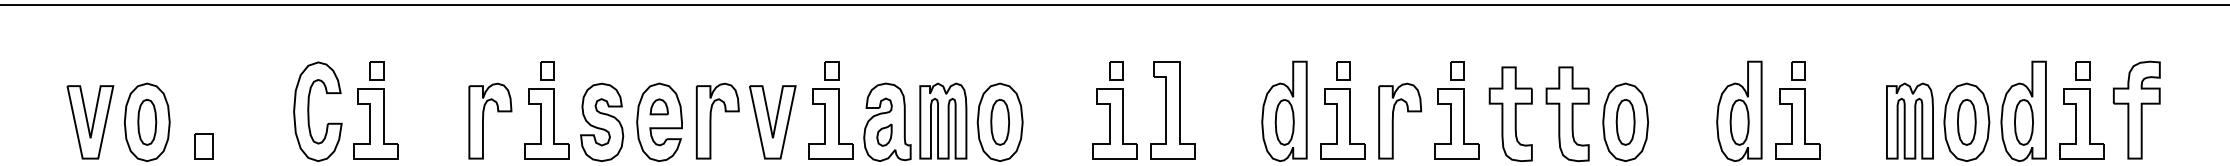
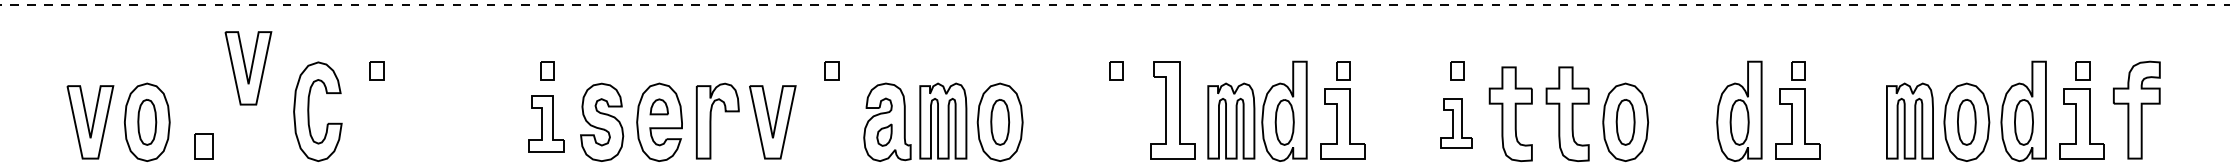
line: solid -> dashed (1114, 4)
part: none -> present (248, 68)
part: present -> none (483, 120)
part: none -> present (1231, 120)
part: present -> none (1393, 120)
part: present -> none (375, 123)
part size: 46x72 px -> 37x58 px (546, 123)
part: present -> none (830, 123)
part: present -> none (1114, 123)
part size: 46x72 px -> 33x51 px (1456, 123)
